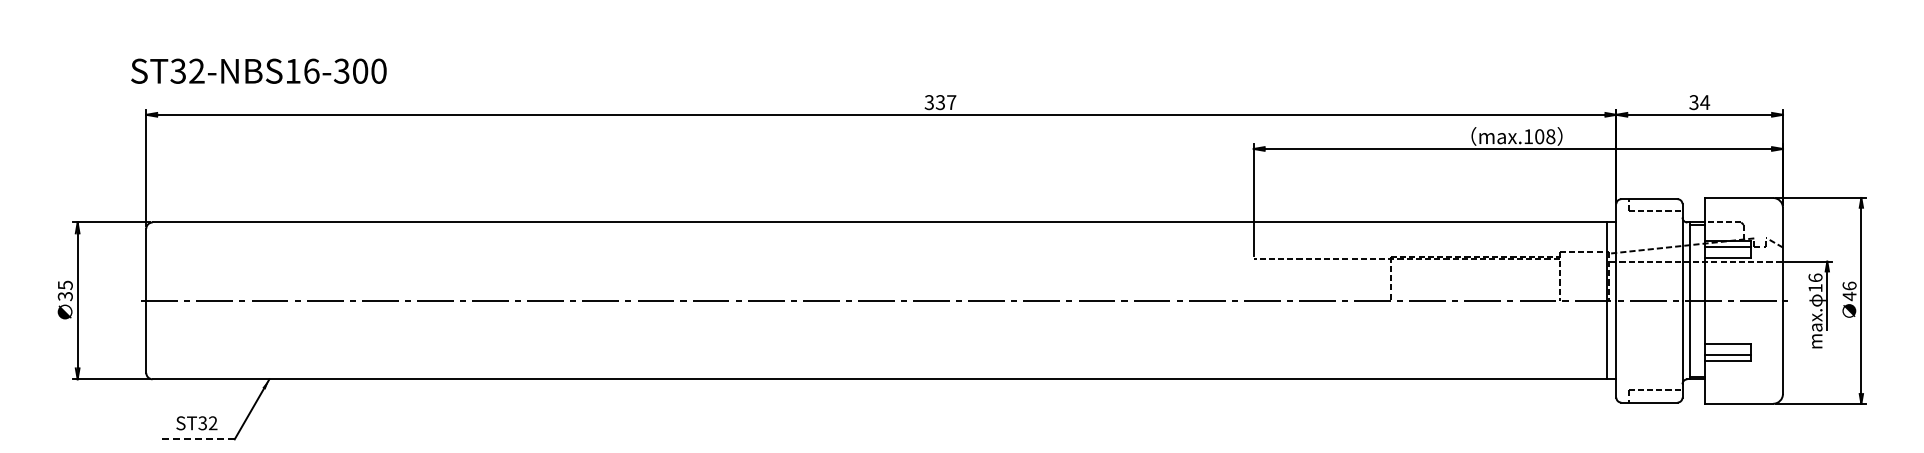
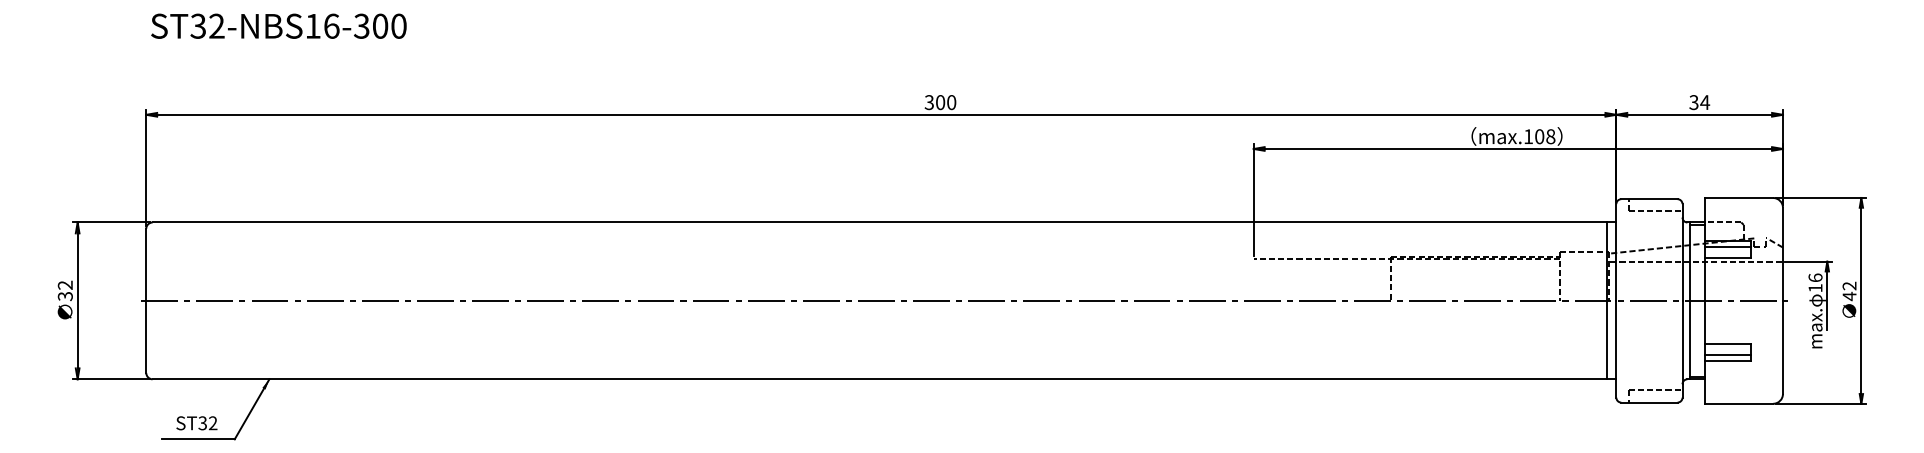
text position: (258, 70) -> (278, 25) (278, 25)
text: 337 -> 300 (945, 102)
text: 35 -> 32 (64, 284)
text: 46 -> 42 (1849, 285)
line: dashed -> solid (198, 439)
